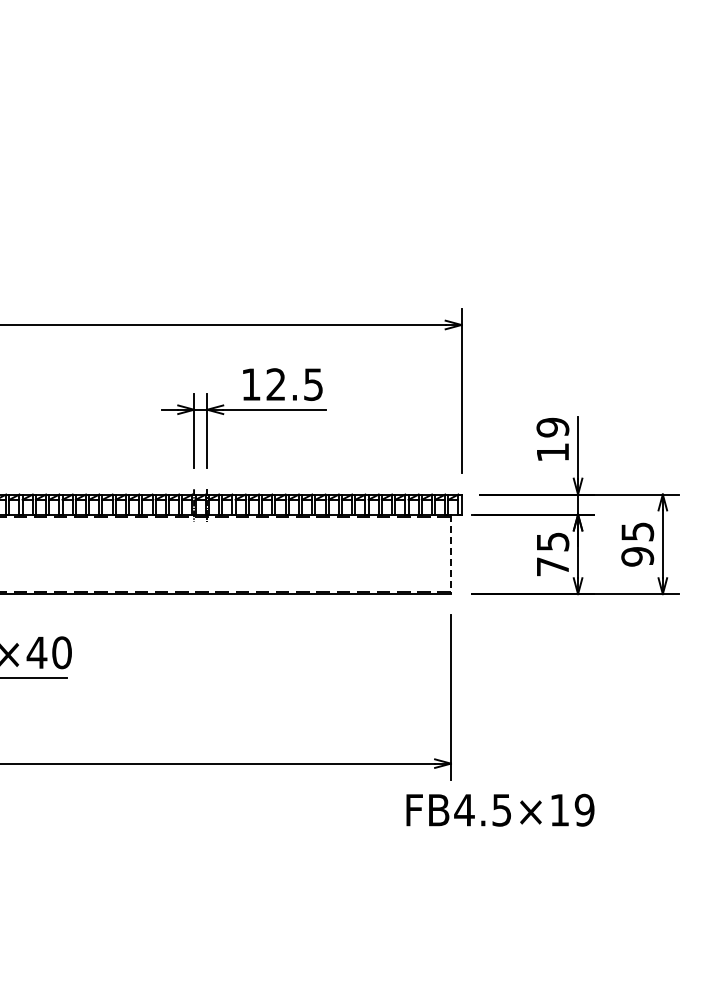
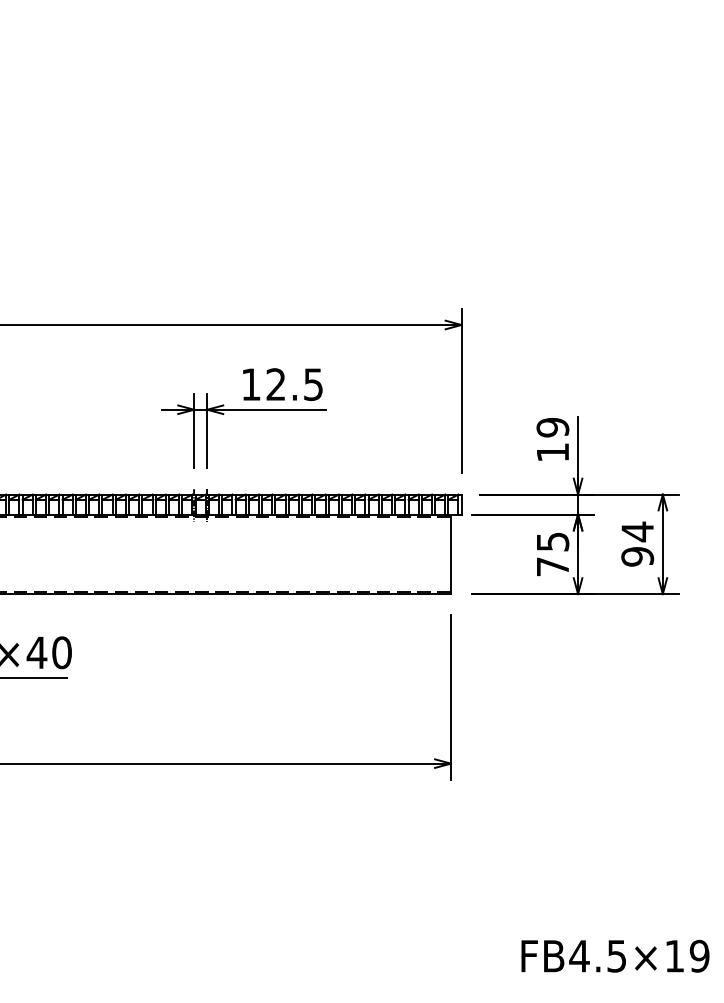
text: 95 -> 94 (637, 531)
line: dashed -> solid (450, 554)
text position: (500, 809) -> (615, 955) (615, 955)
